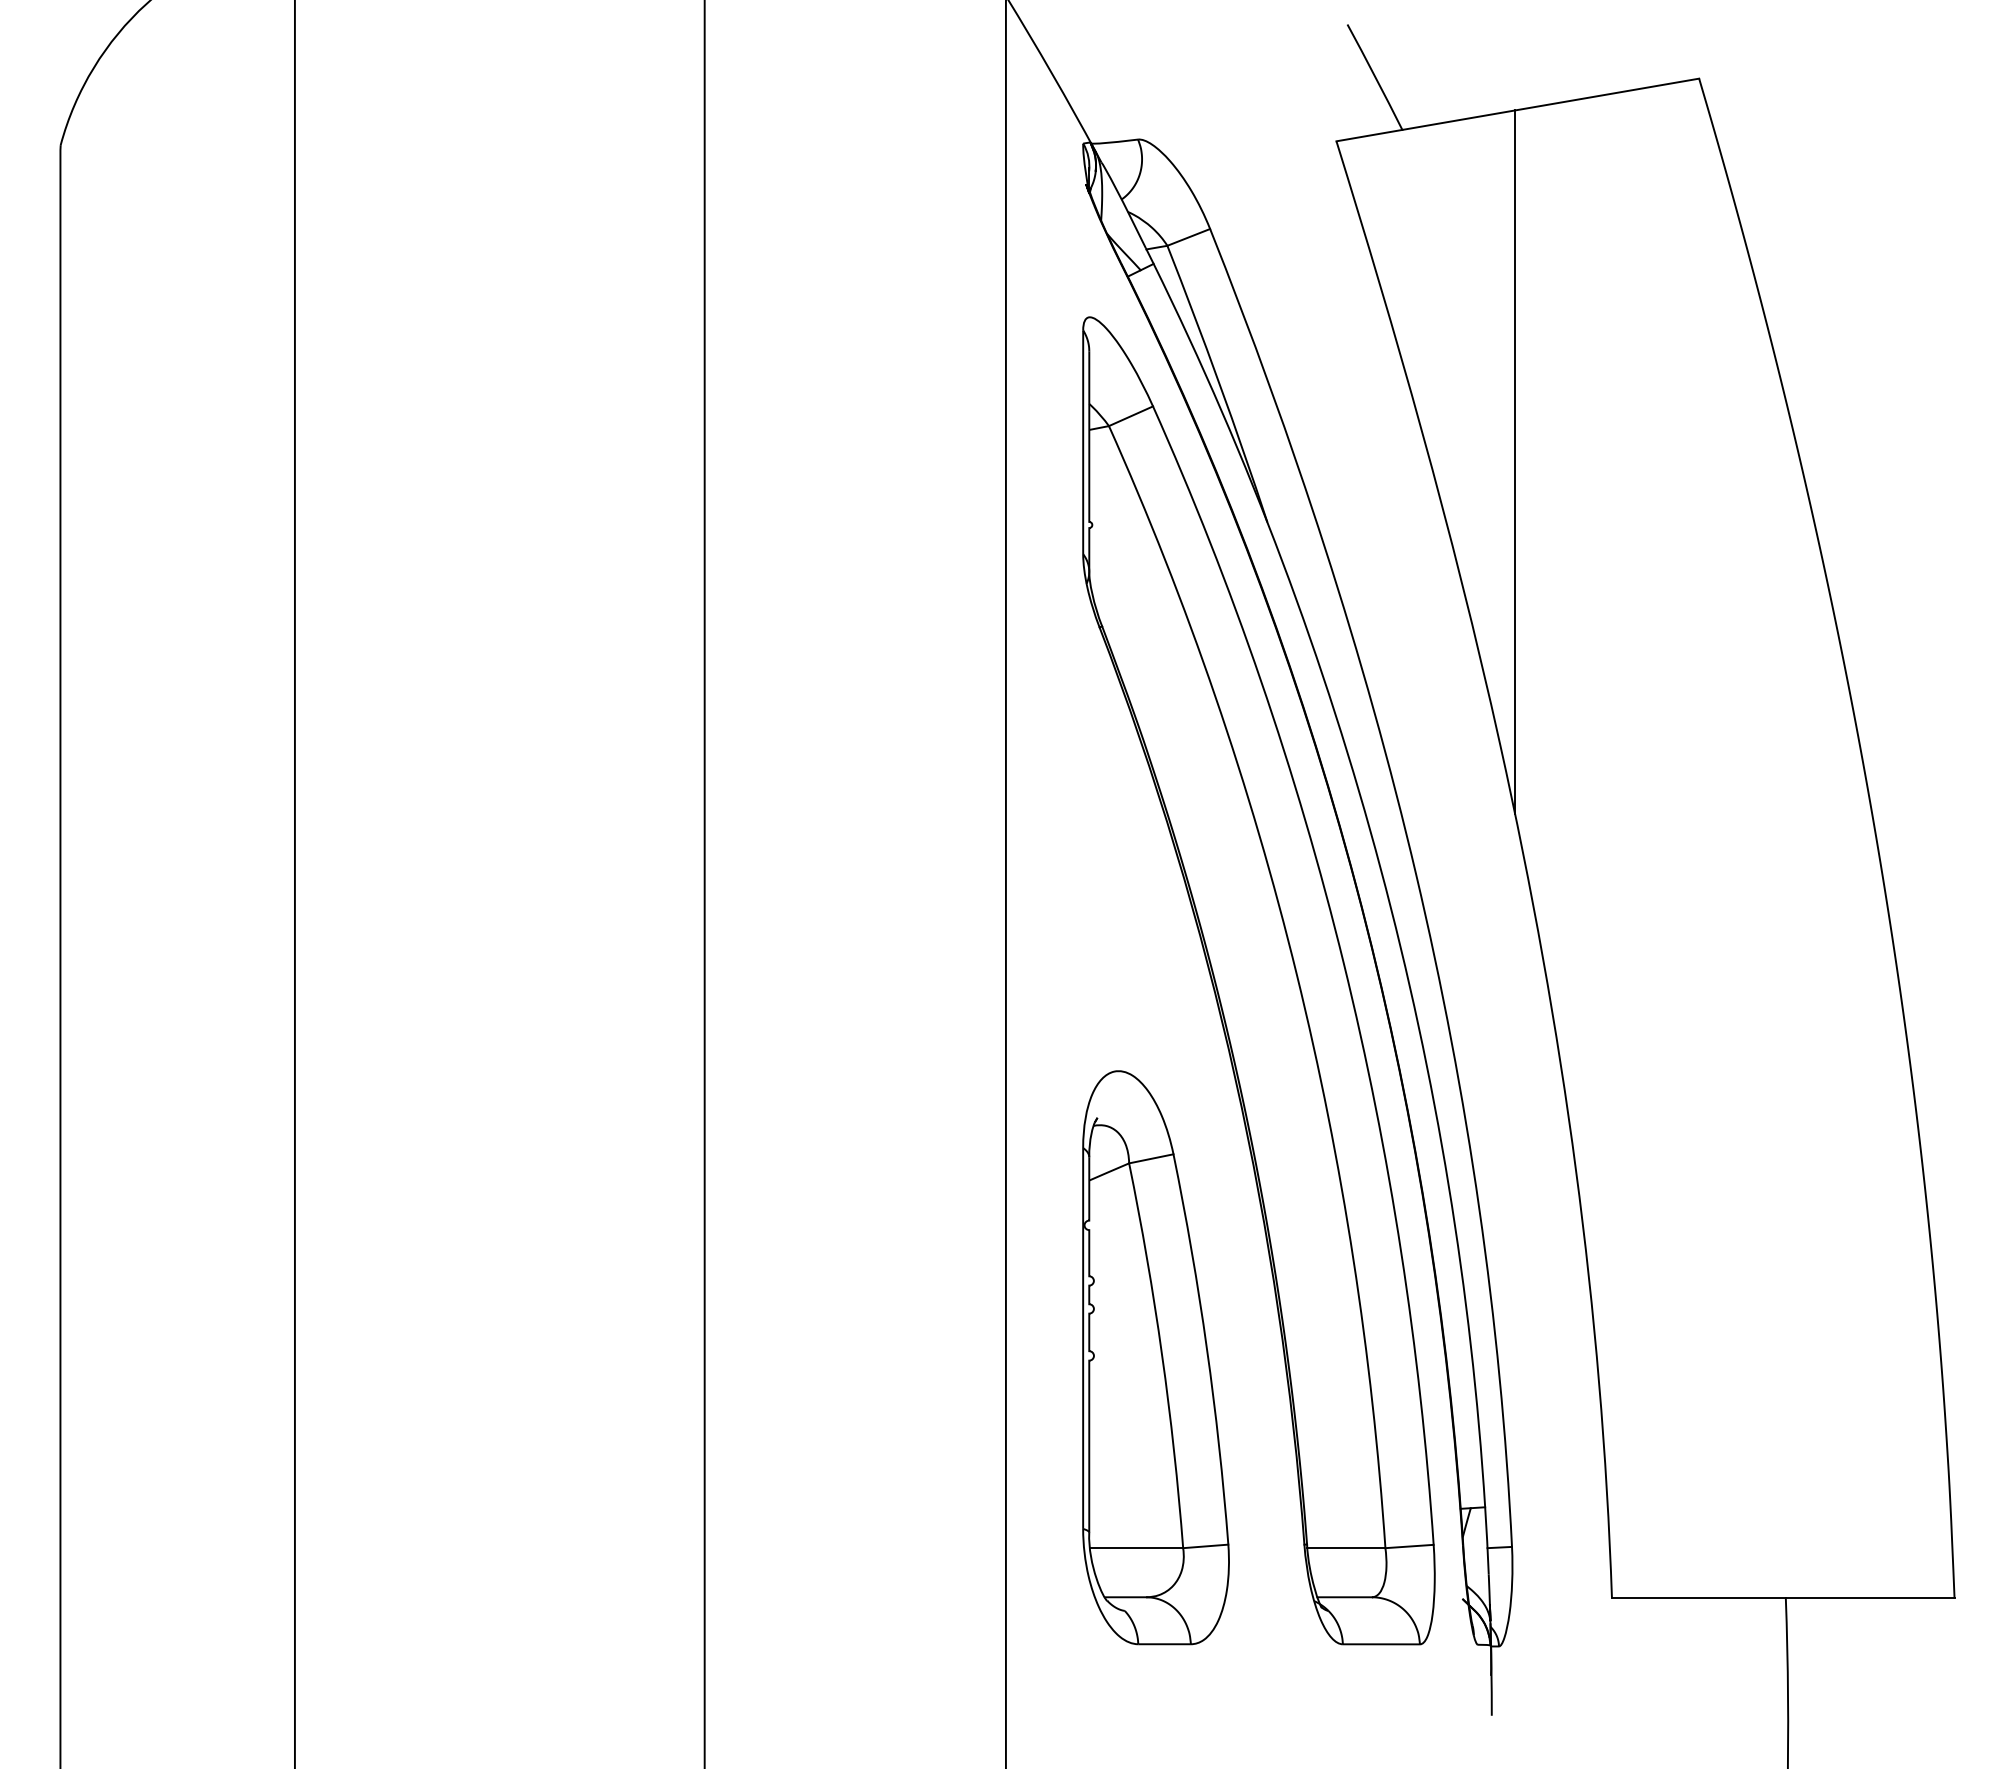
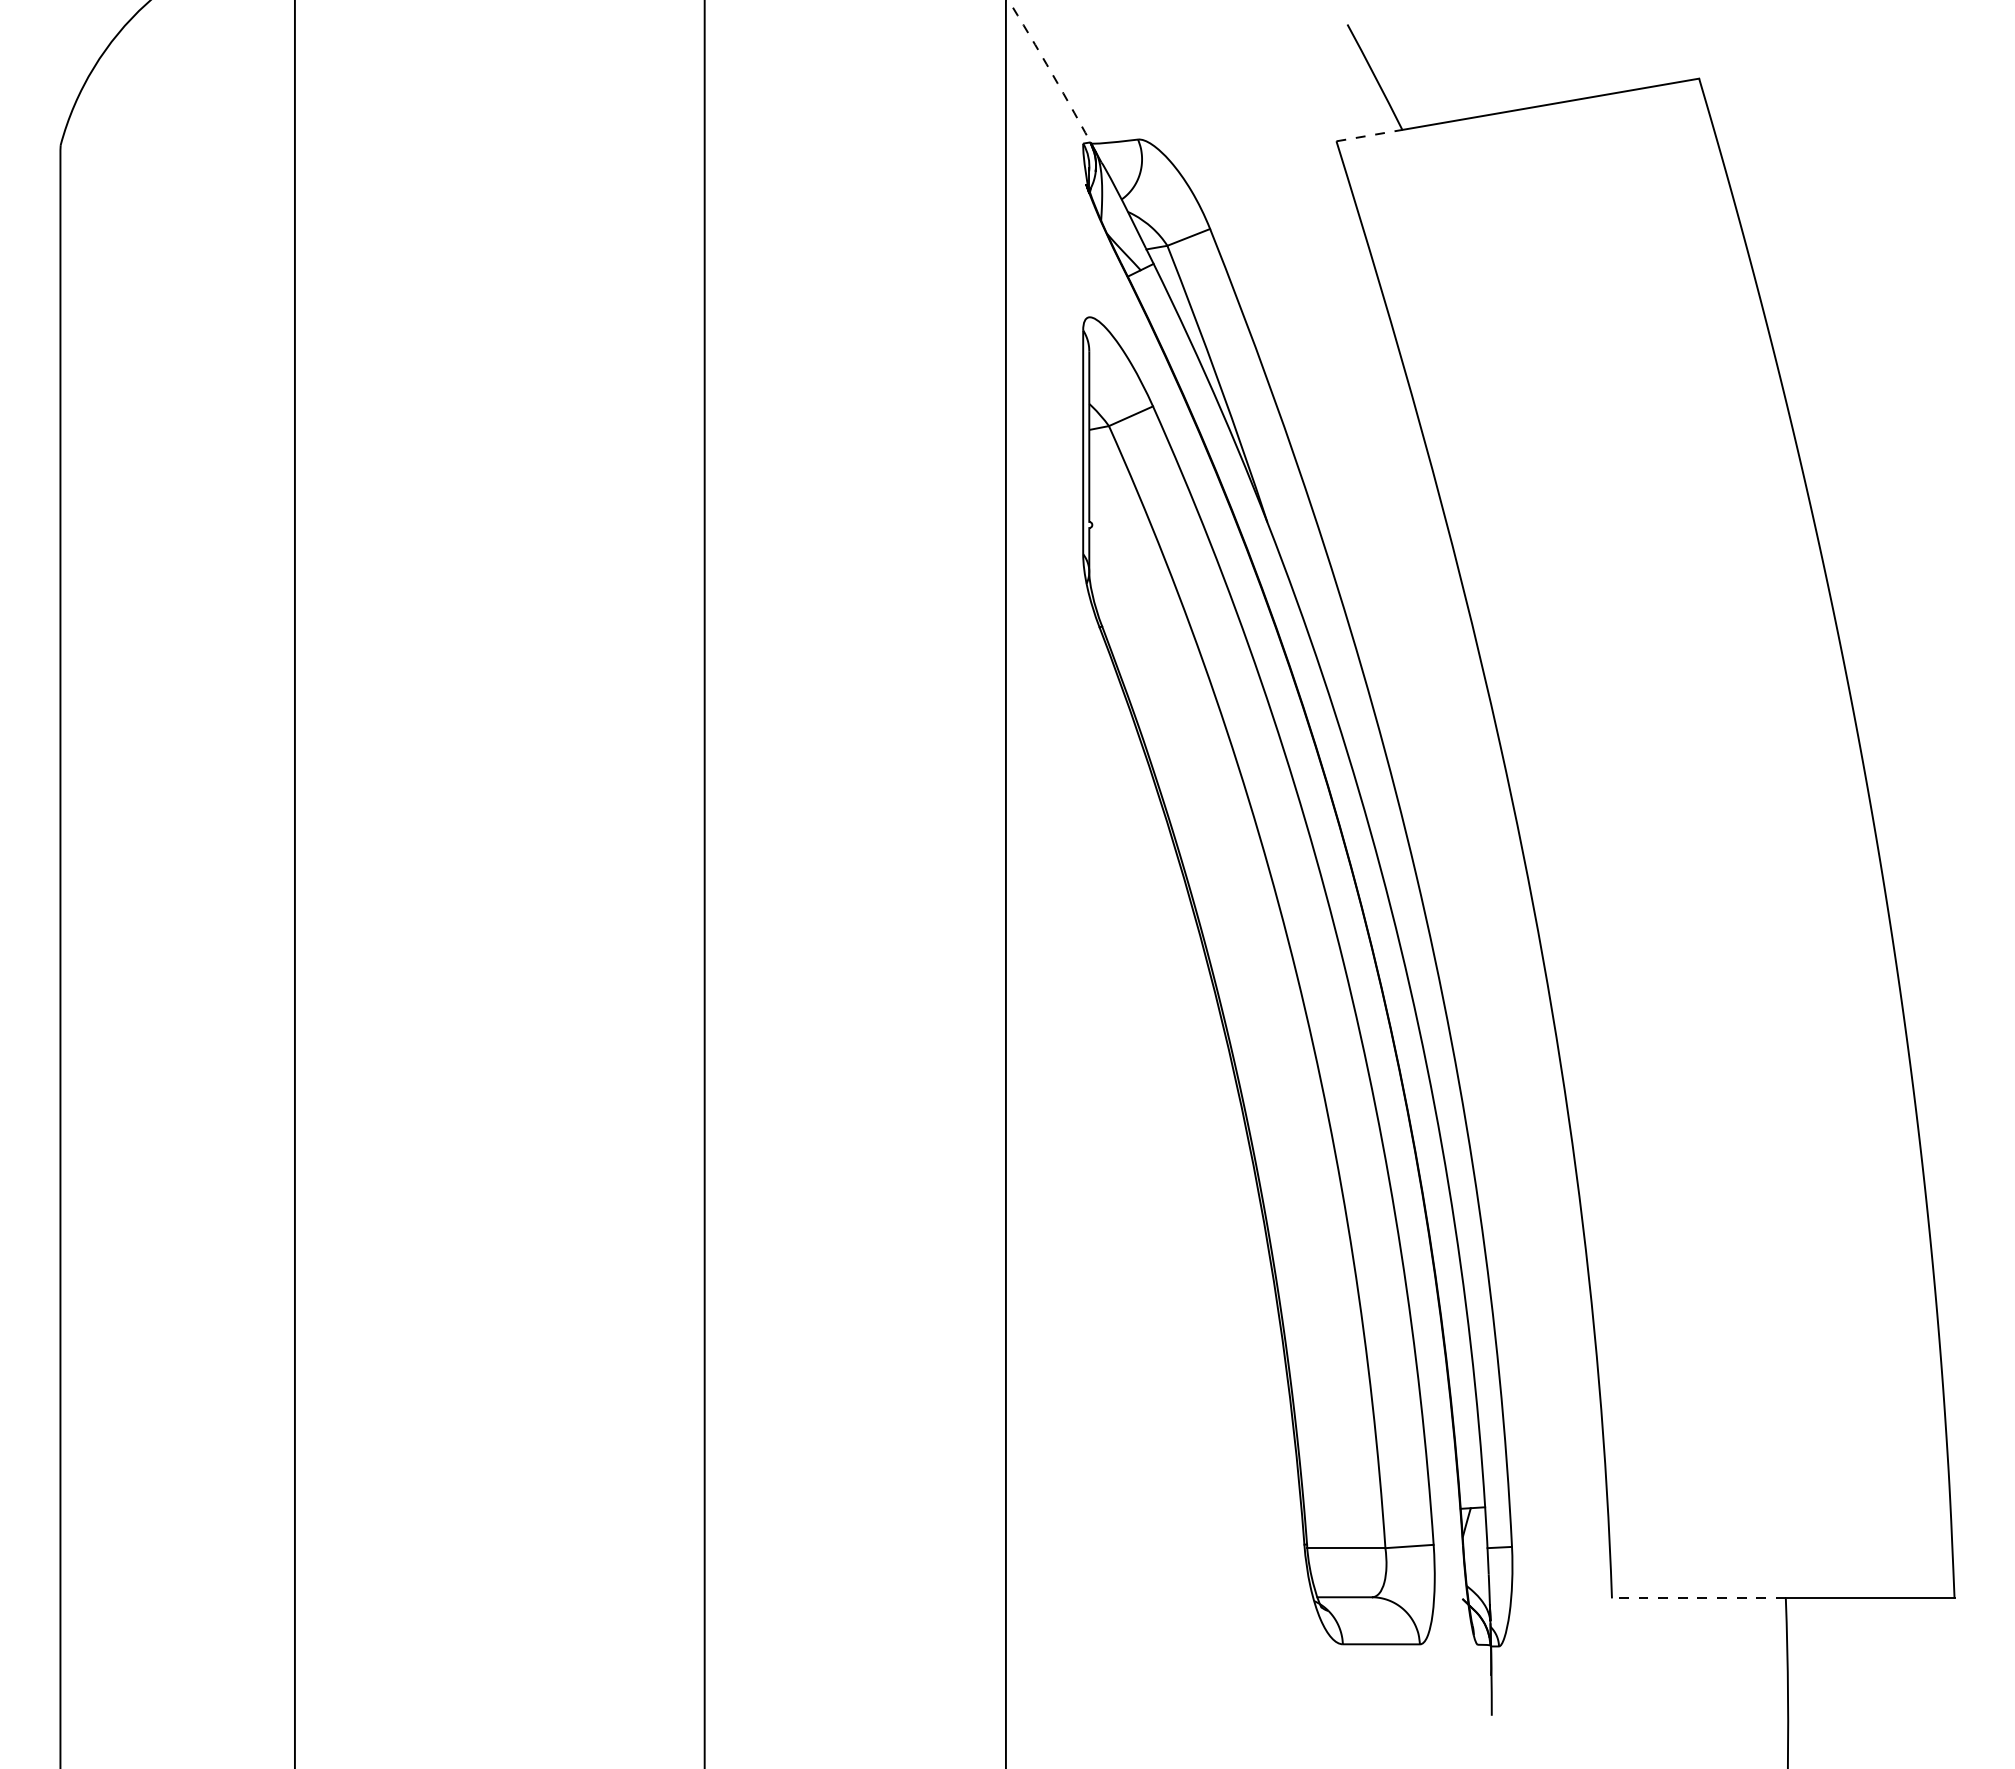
arc: solid -> dashed (1053, 75)
line: solid -> dashed (1369, 135)
line: present -> none (1515, 462)
part: present -> none (1155, 1357)
line: solid -> dashed (1698, 1598)
